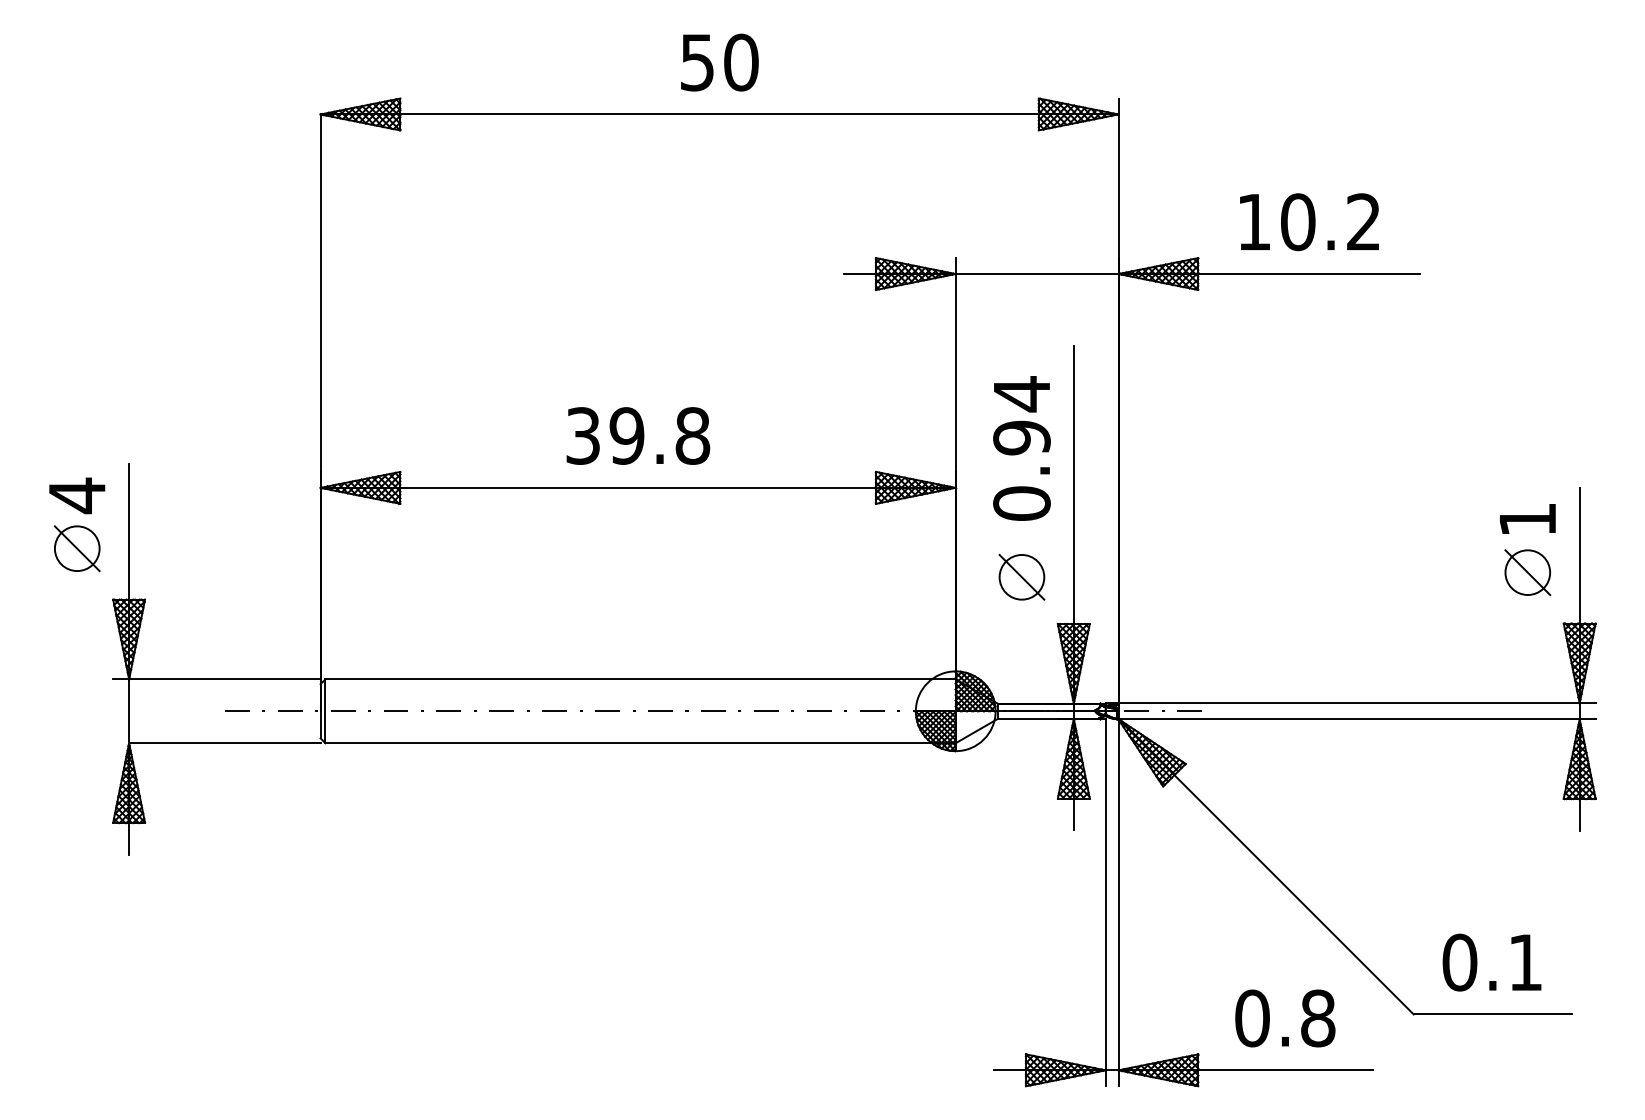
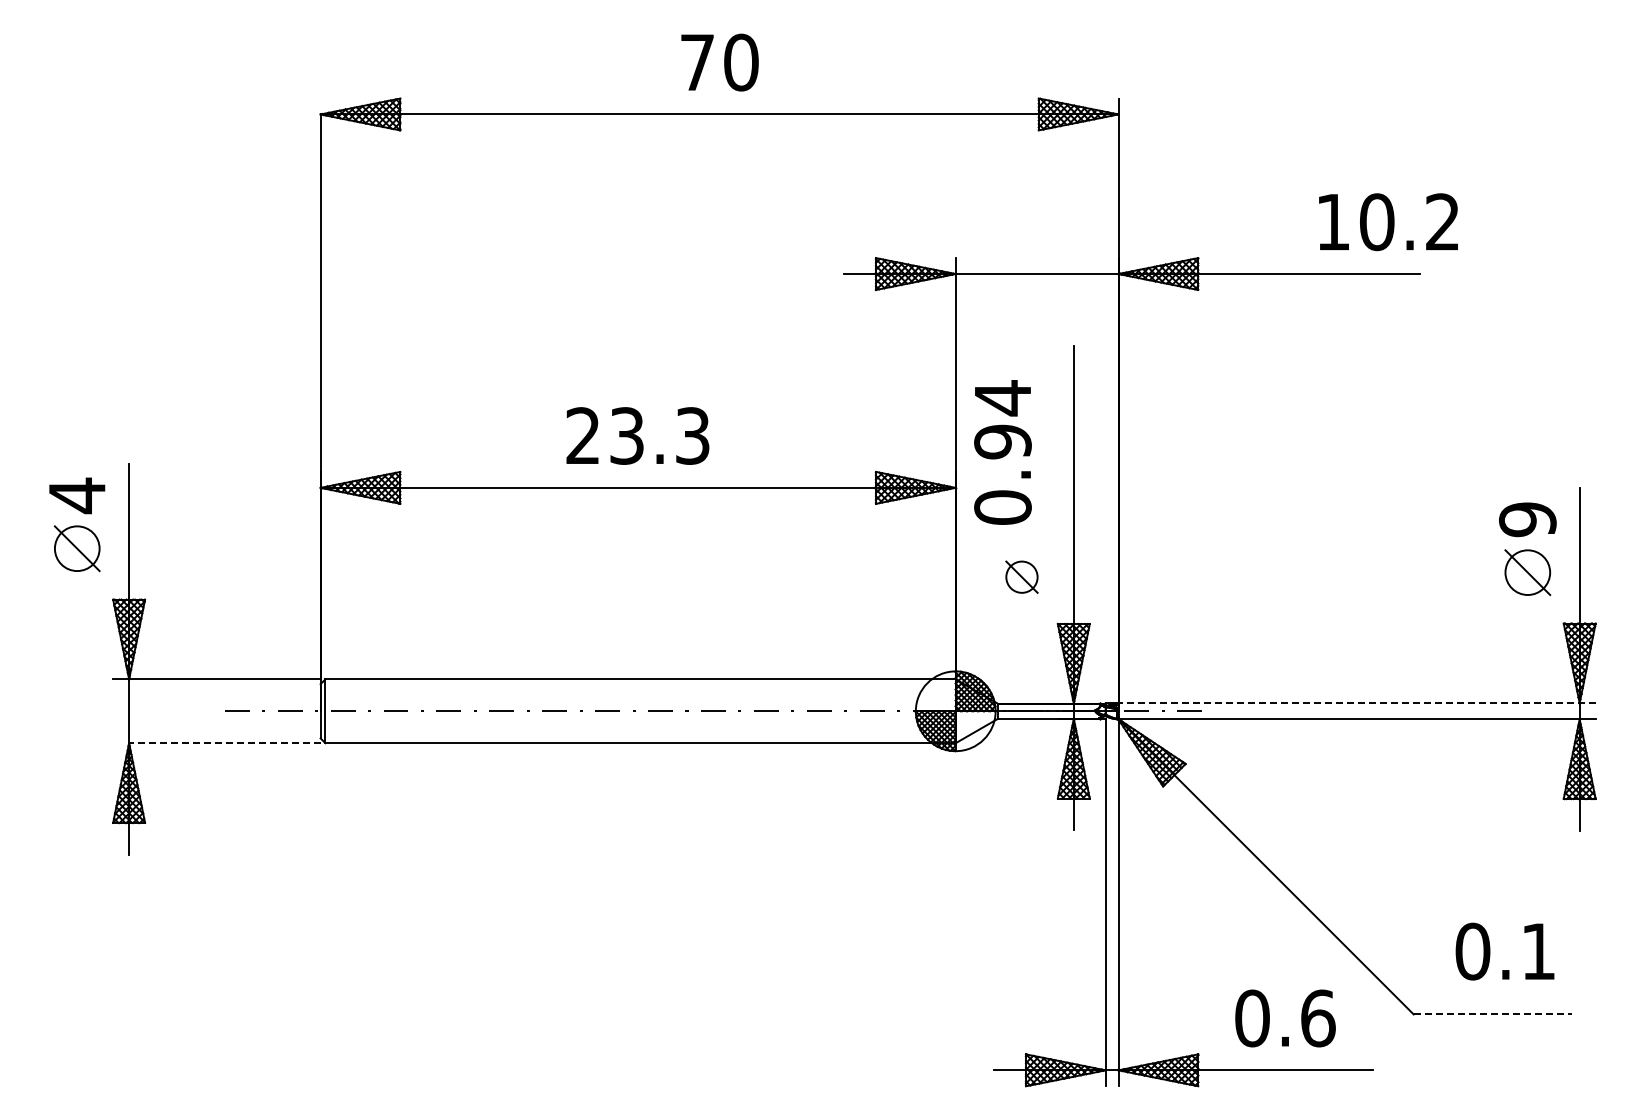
text: 50 -> 70 (697, 62)
text position: (1309, 222) -> (1388, 222) (1388, 222)
text: 39.8 -> 23.3 (638, 435)
text position: (1021, 448) -> (1002, 452) (1002, 452)
text: 1 -> 9 (1527, 519)
part size: 48x48 px -> 34x34 px (1021, 576)
line: solid -> dashed (1355, 703)
line: solid -> dashed (224, 743)
text position: (1491, 962) -> (1504, 951) (1504, 951)
line: solid -> dashed (1493, 1014)
text: 0.8 -> 0.6 (1318, 1018)
